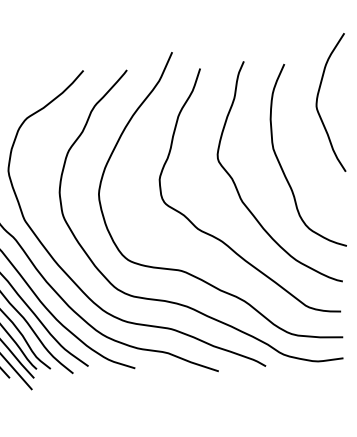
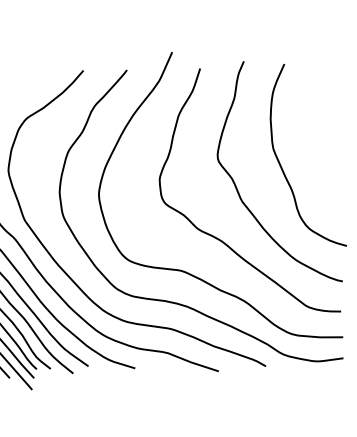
curve: present -> none (318, 97)
